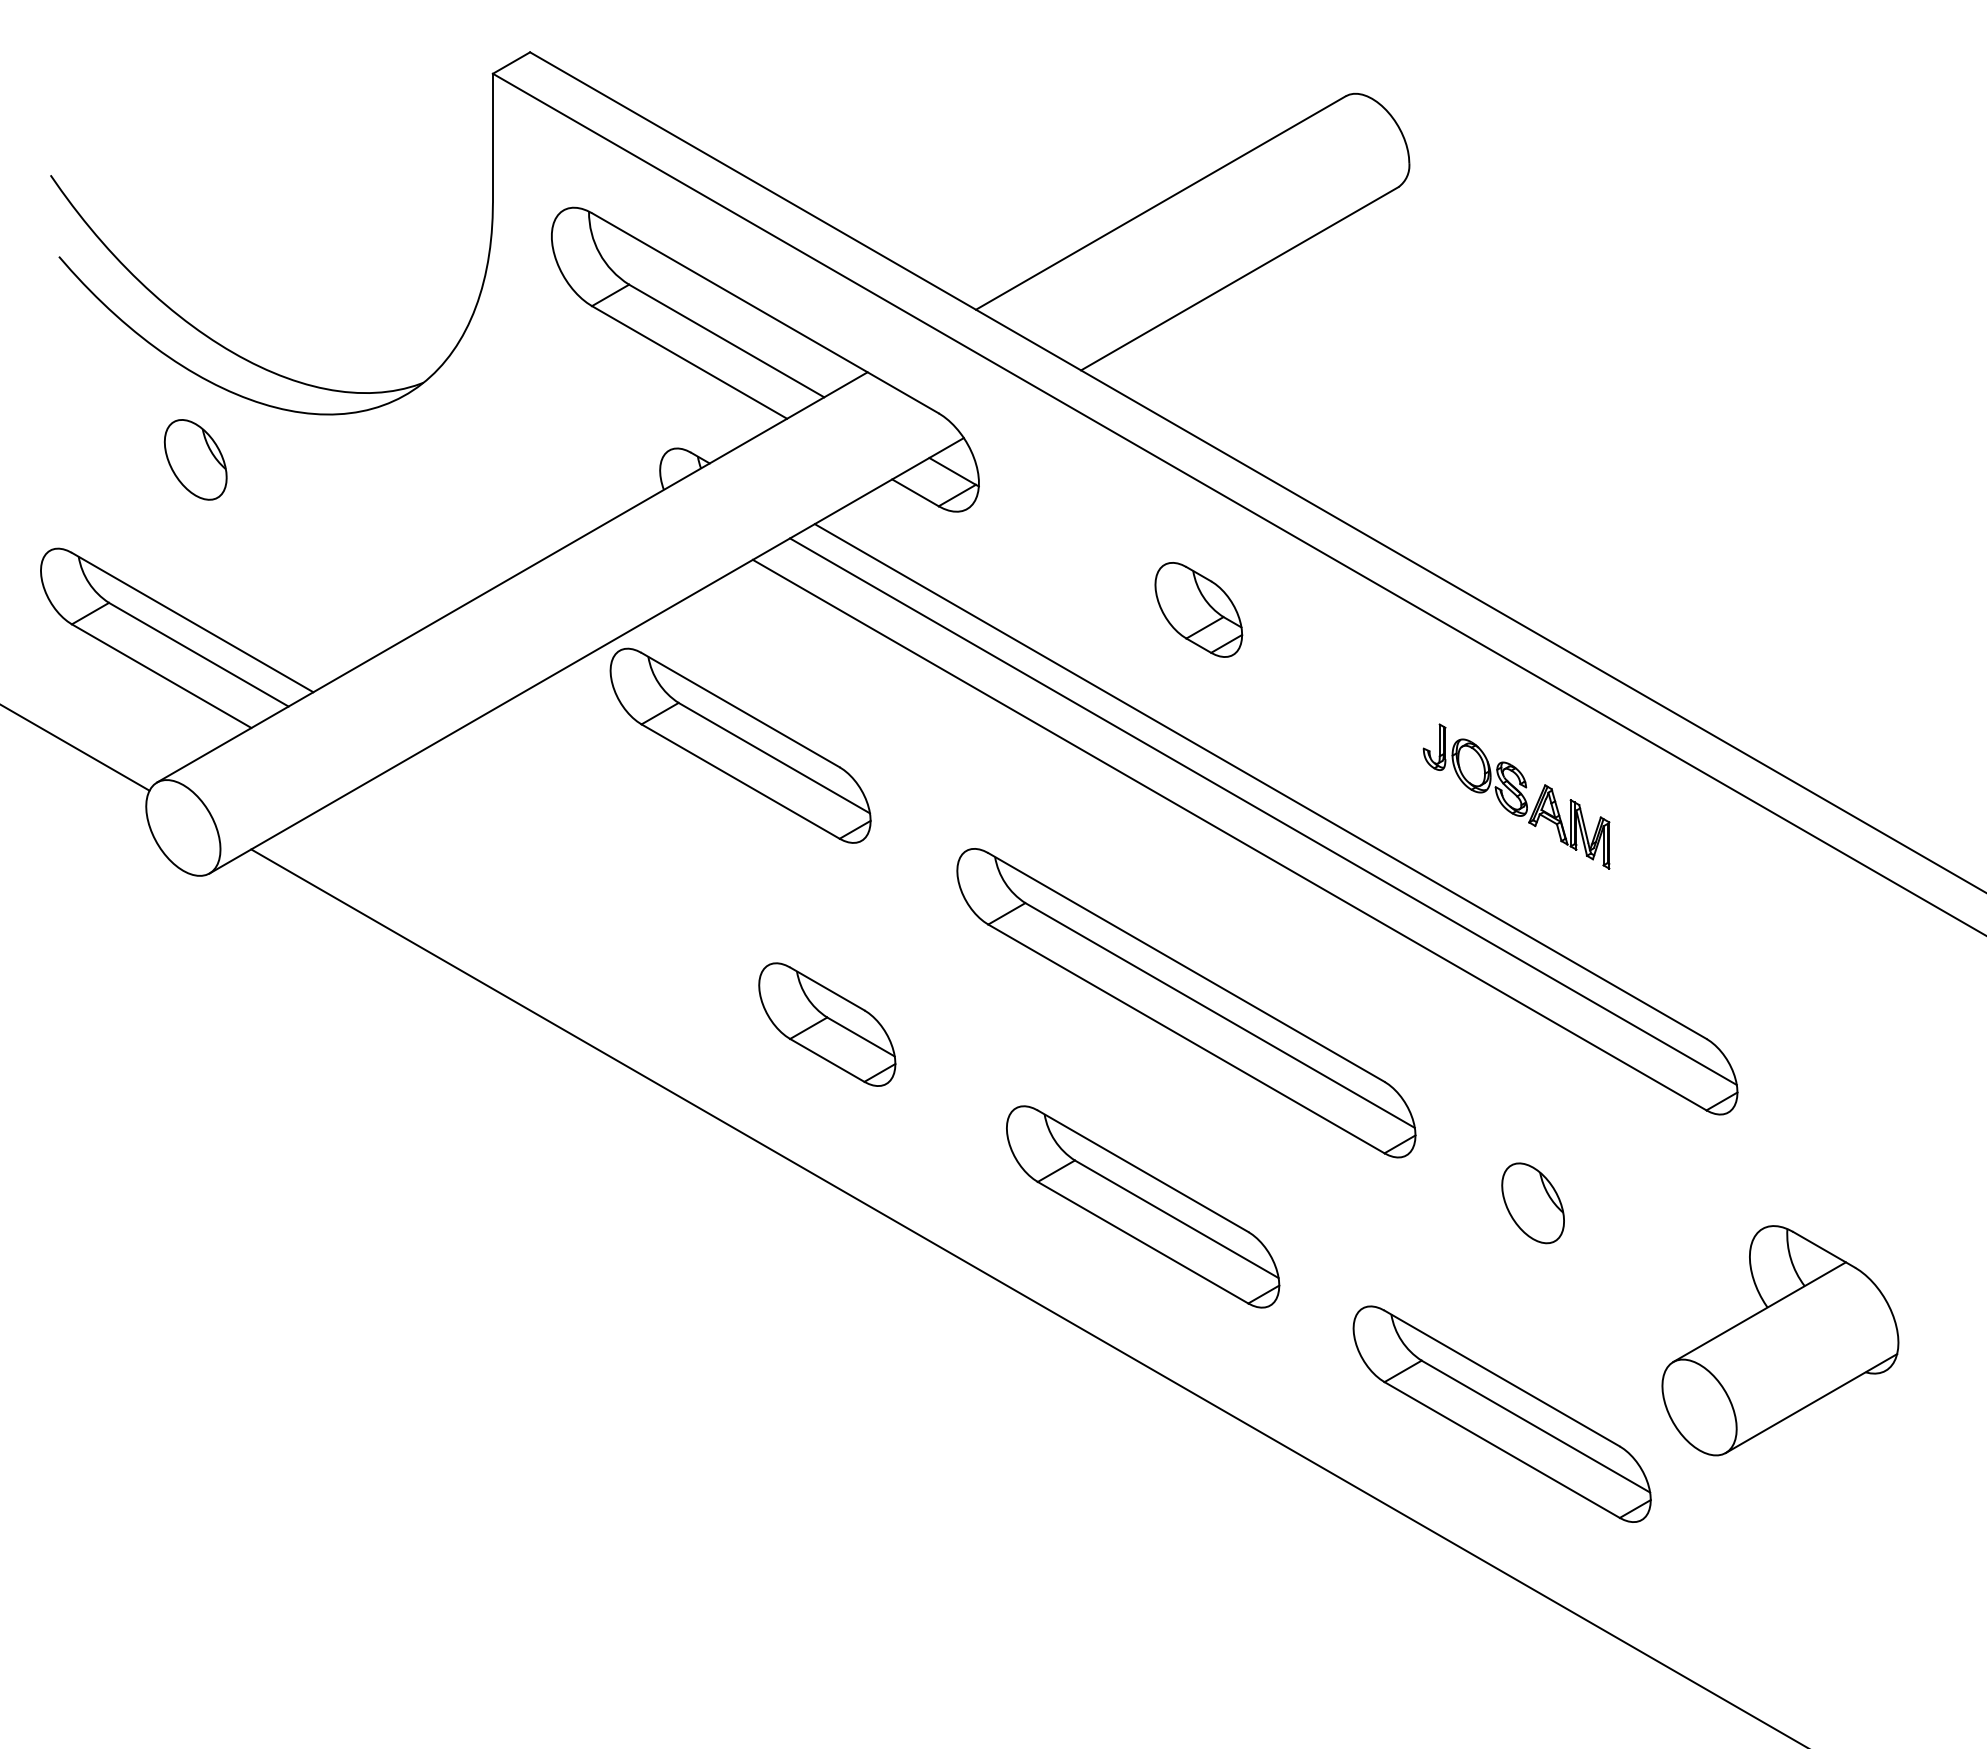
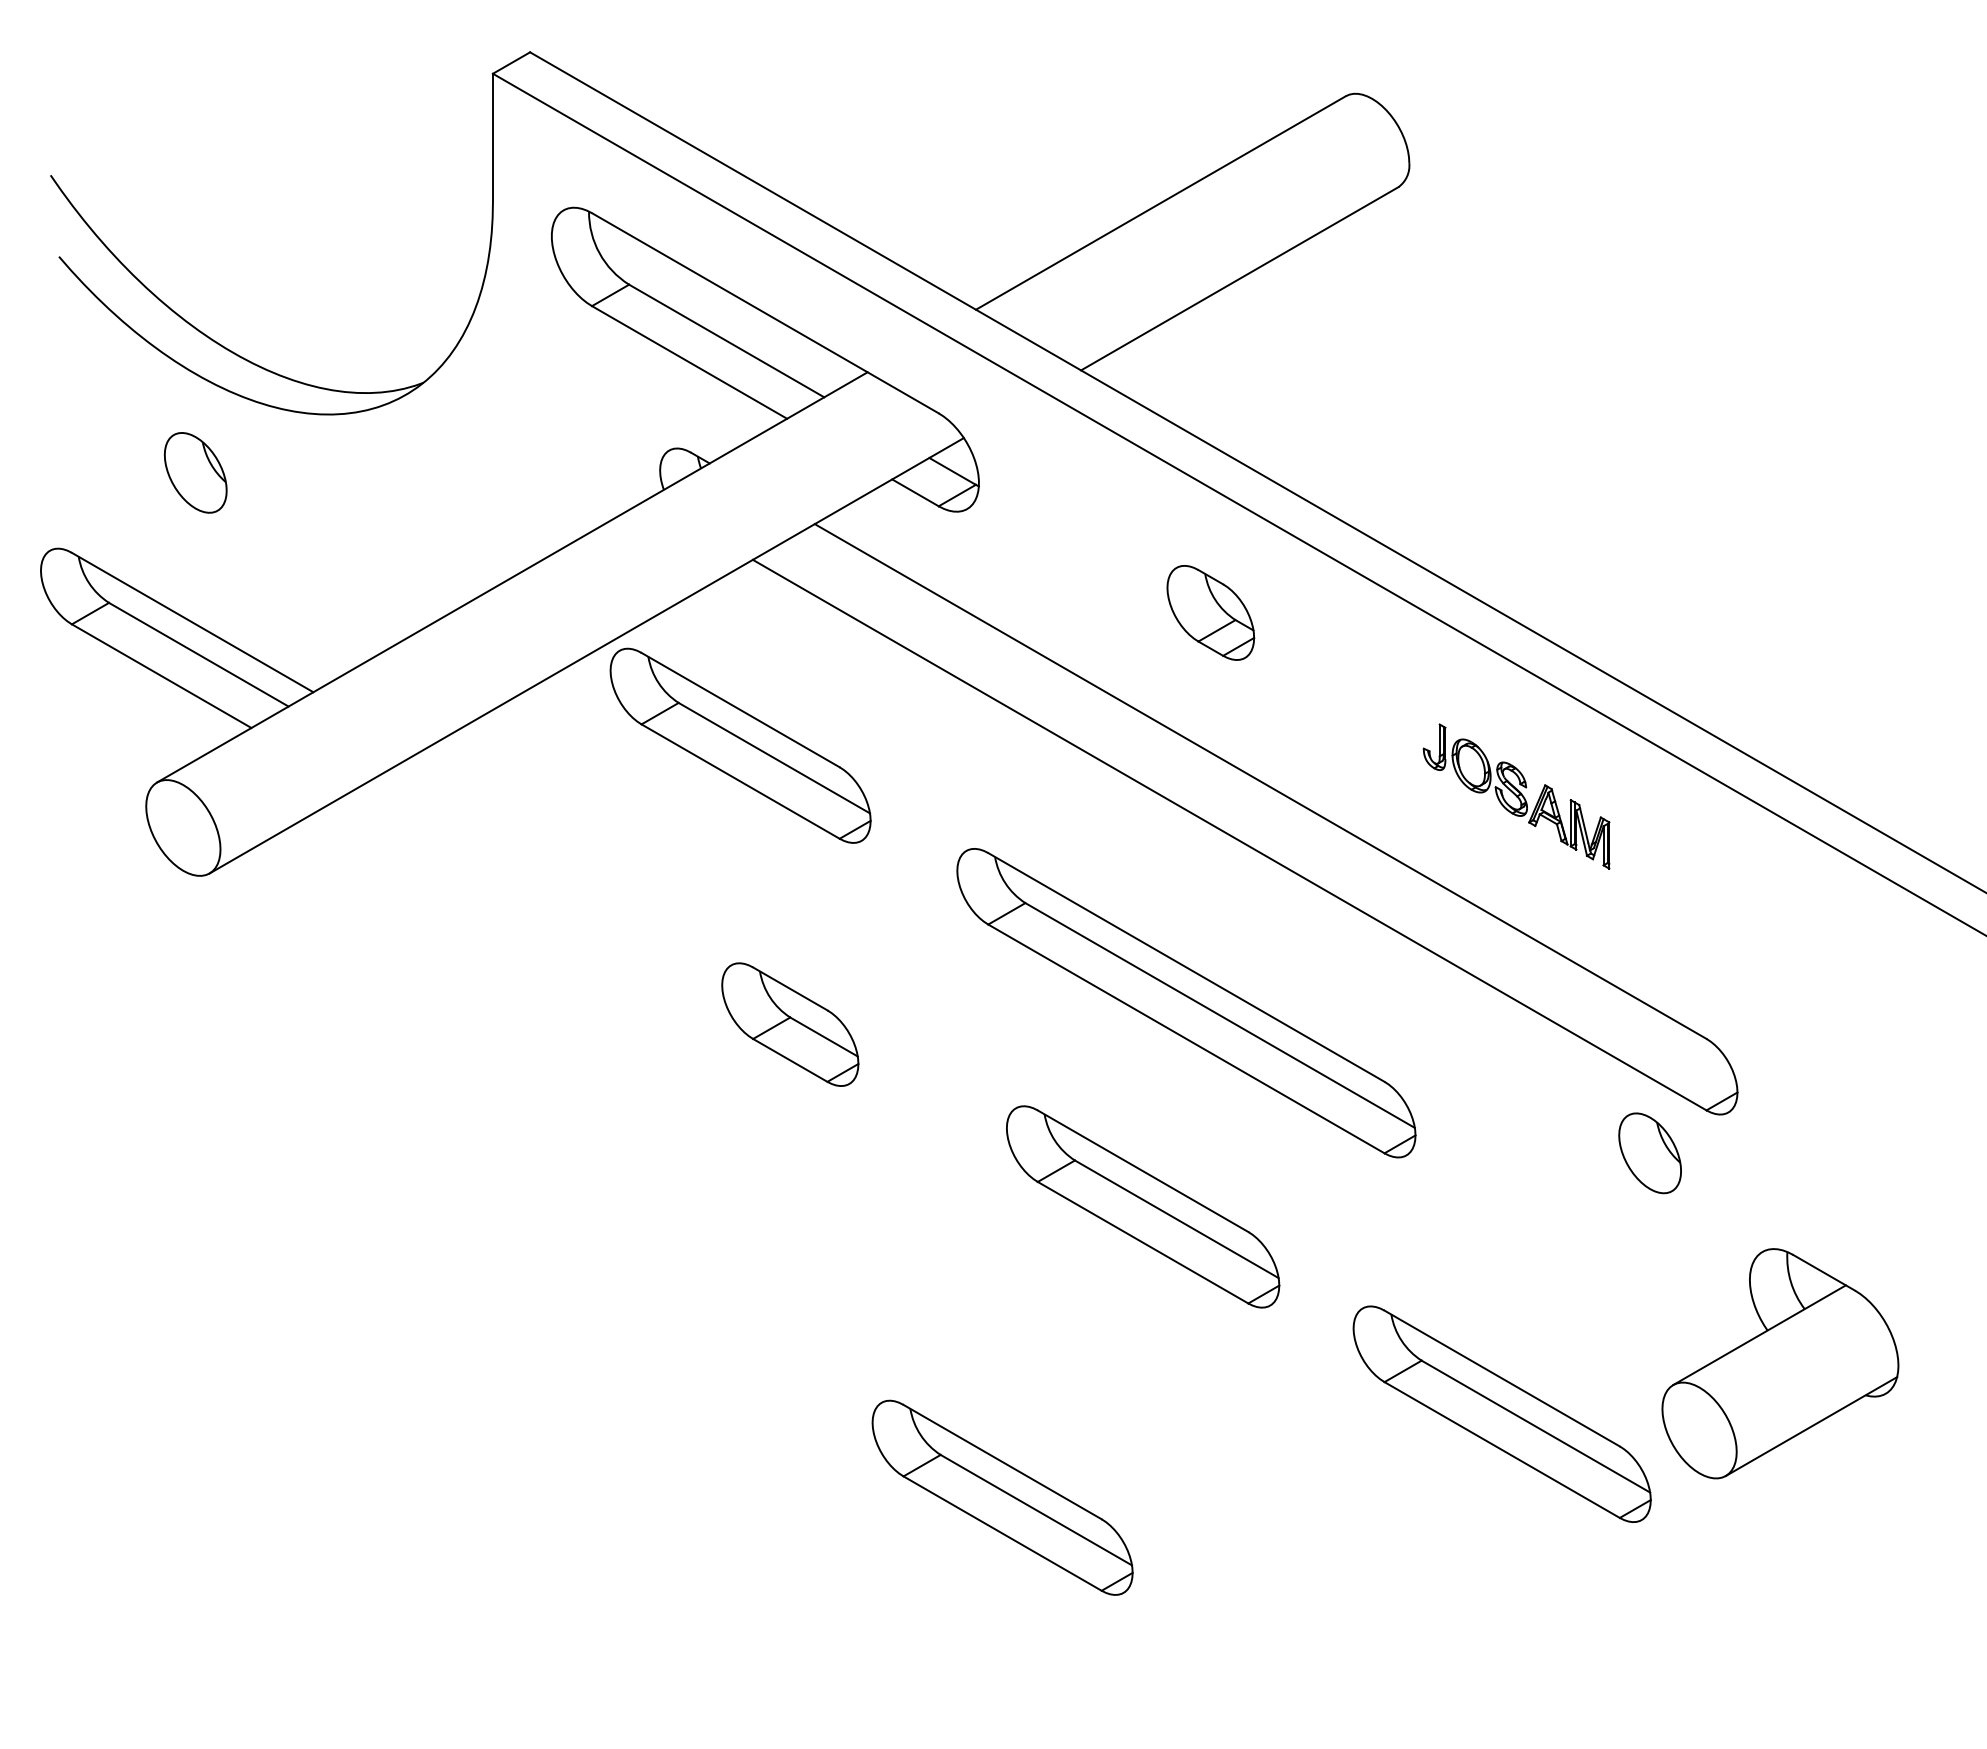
part position: (195, 459) -> (195, 472) (195, 472)
part position: (1198, 609) -> (1210, 612) (1210, 612)
line: present -> none (75, 747)
line: present -> none (1263, 811)
part position: (827, 1024) -> (790, 1024) (790, 1024)
part position: (1532, 1203) -> (1649, 1153) (1649, 1153)
line: present -> none (1027, 1297)
part position: (1780, 1340) -> (1780, 1363) (1780, 1363)
part: none -> present (1002, 1497)
